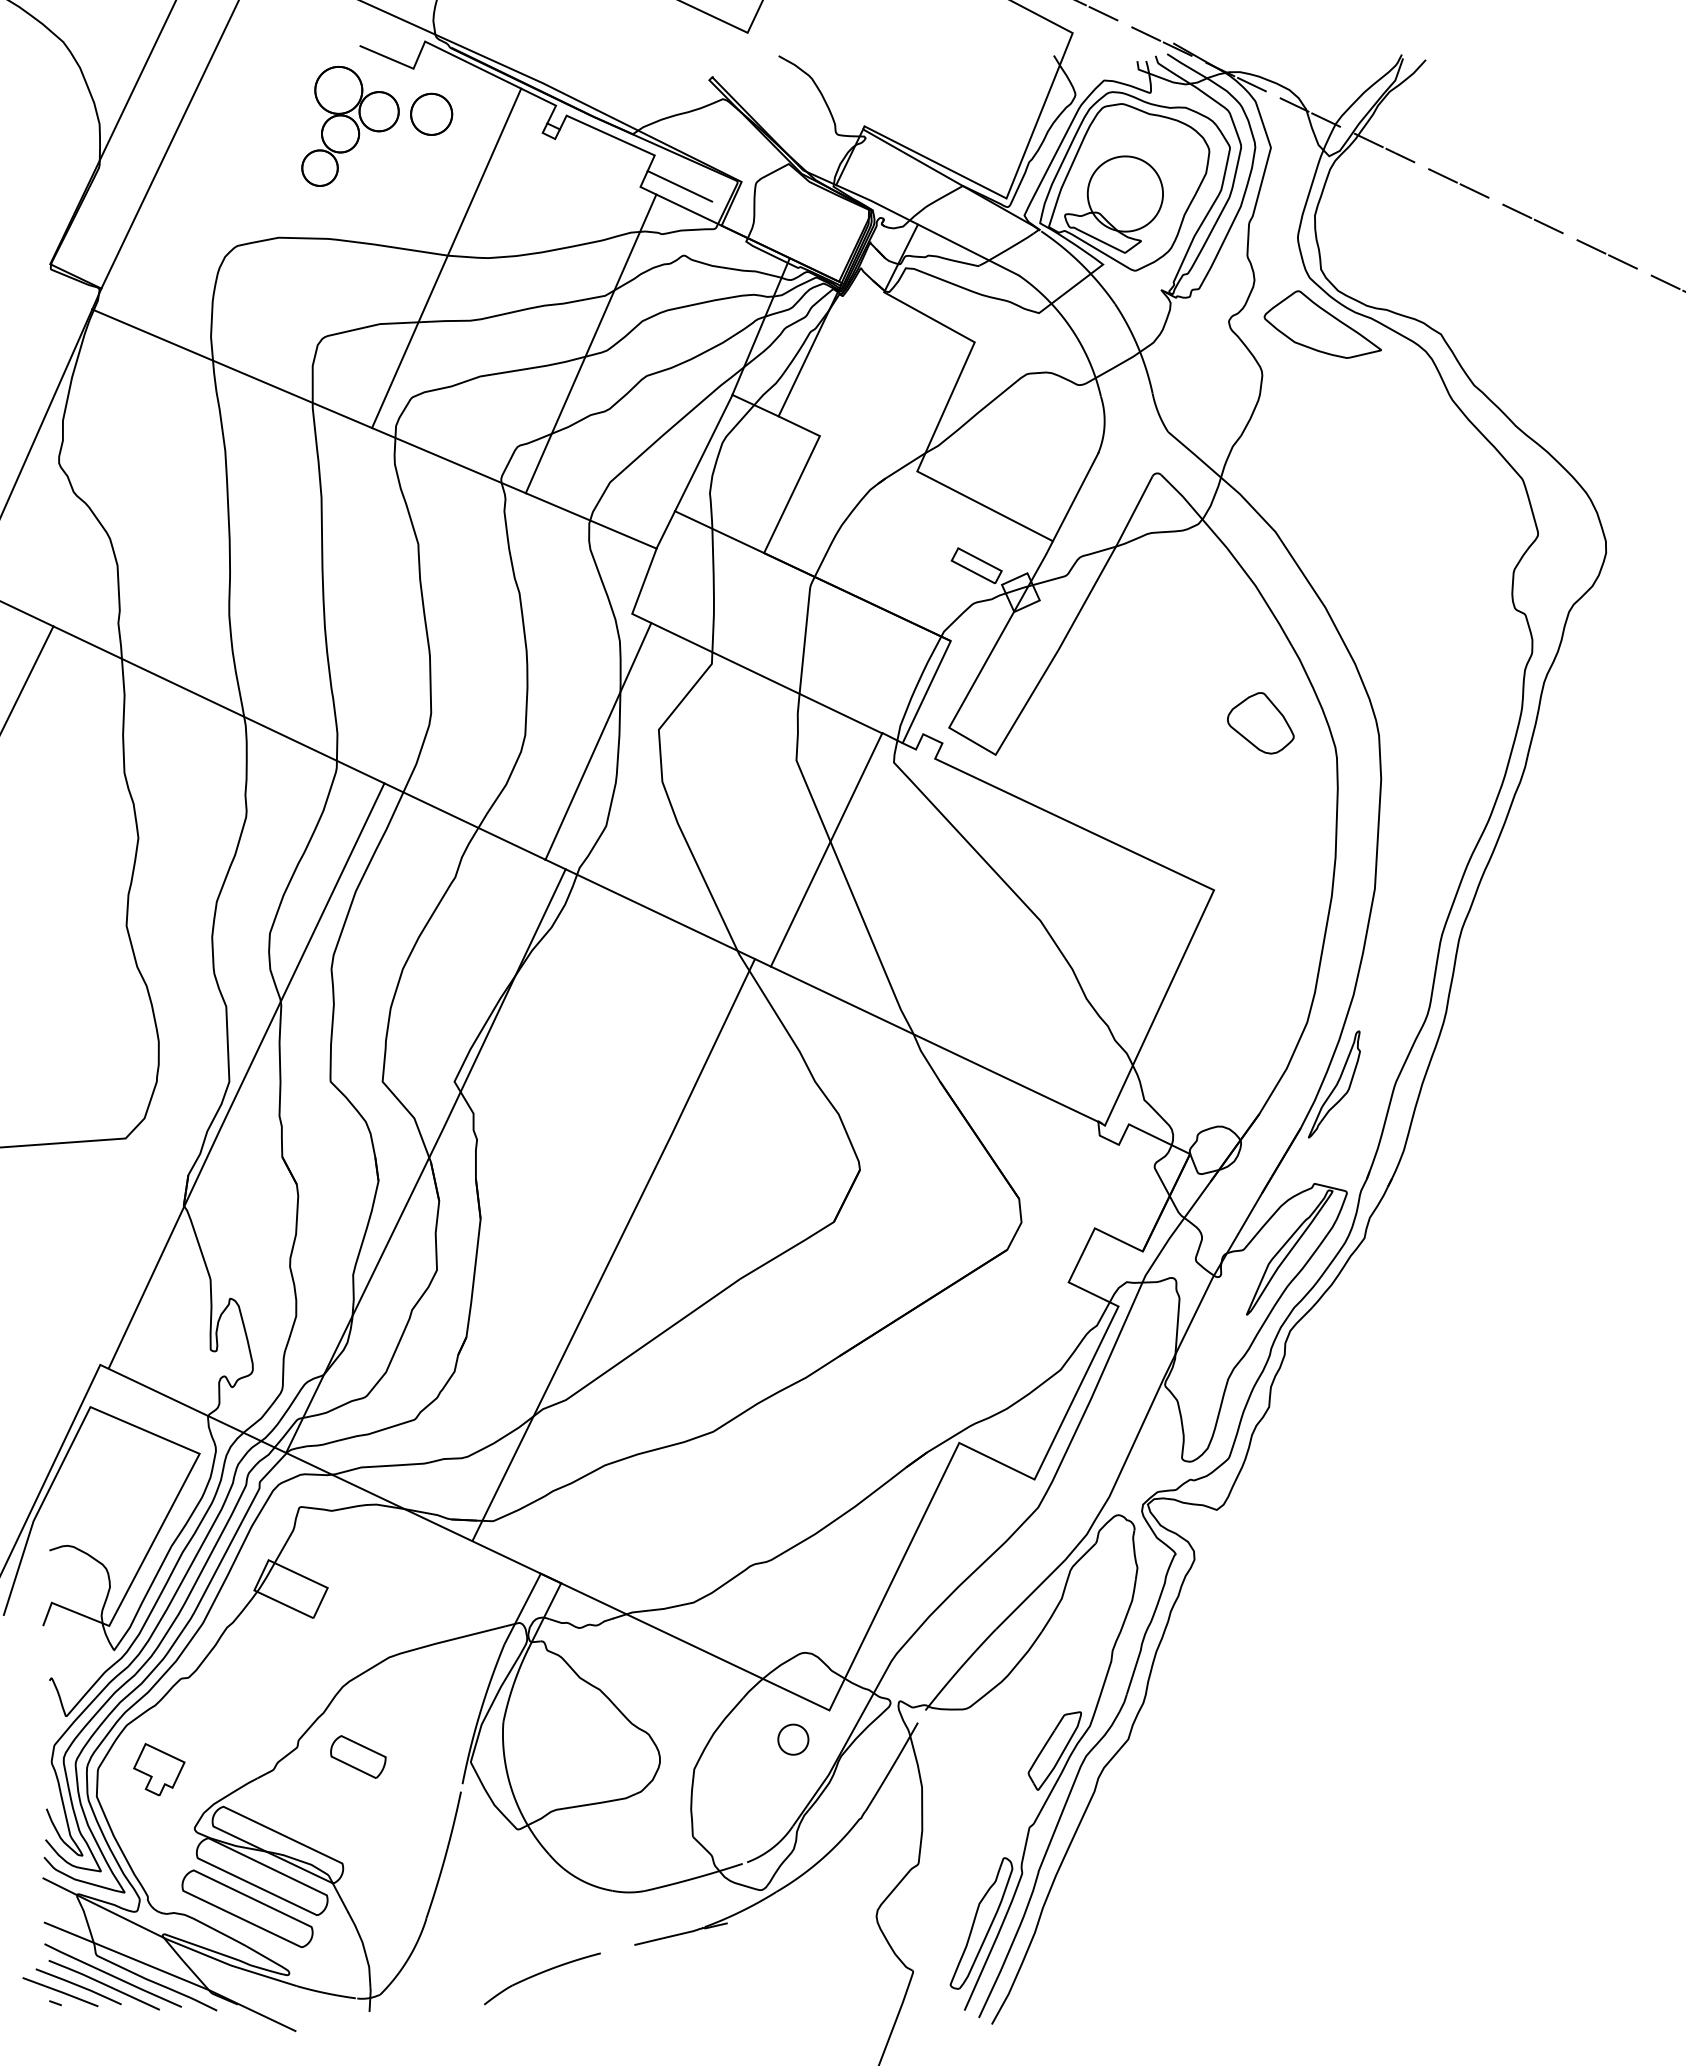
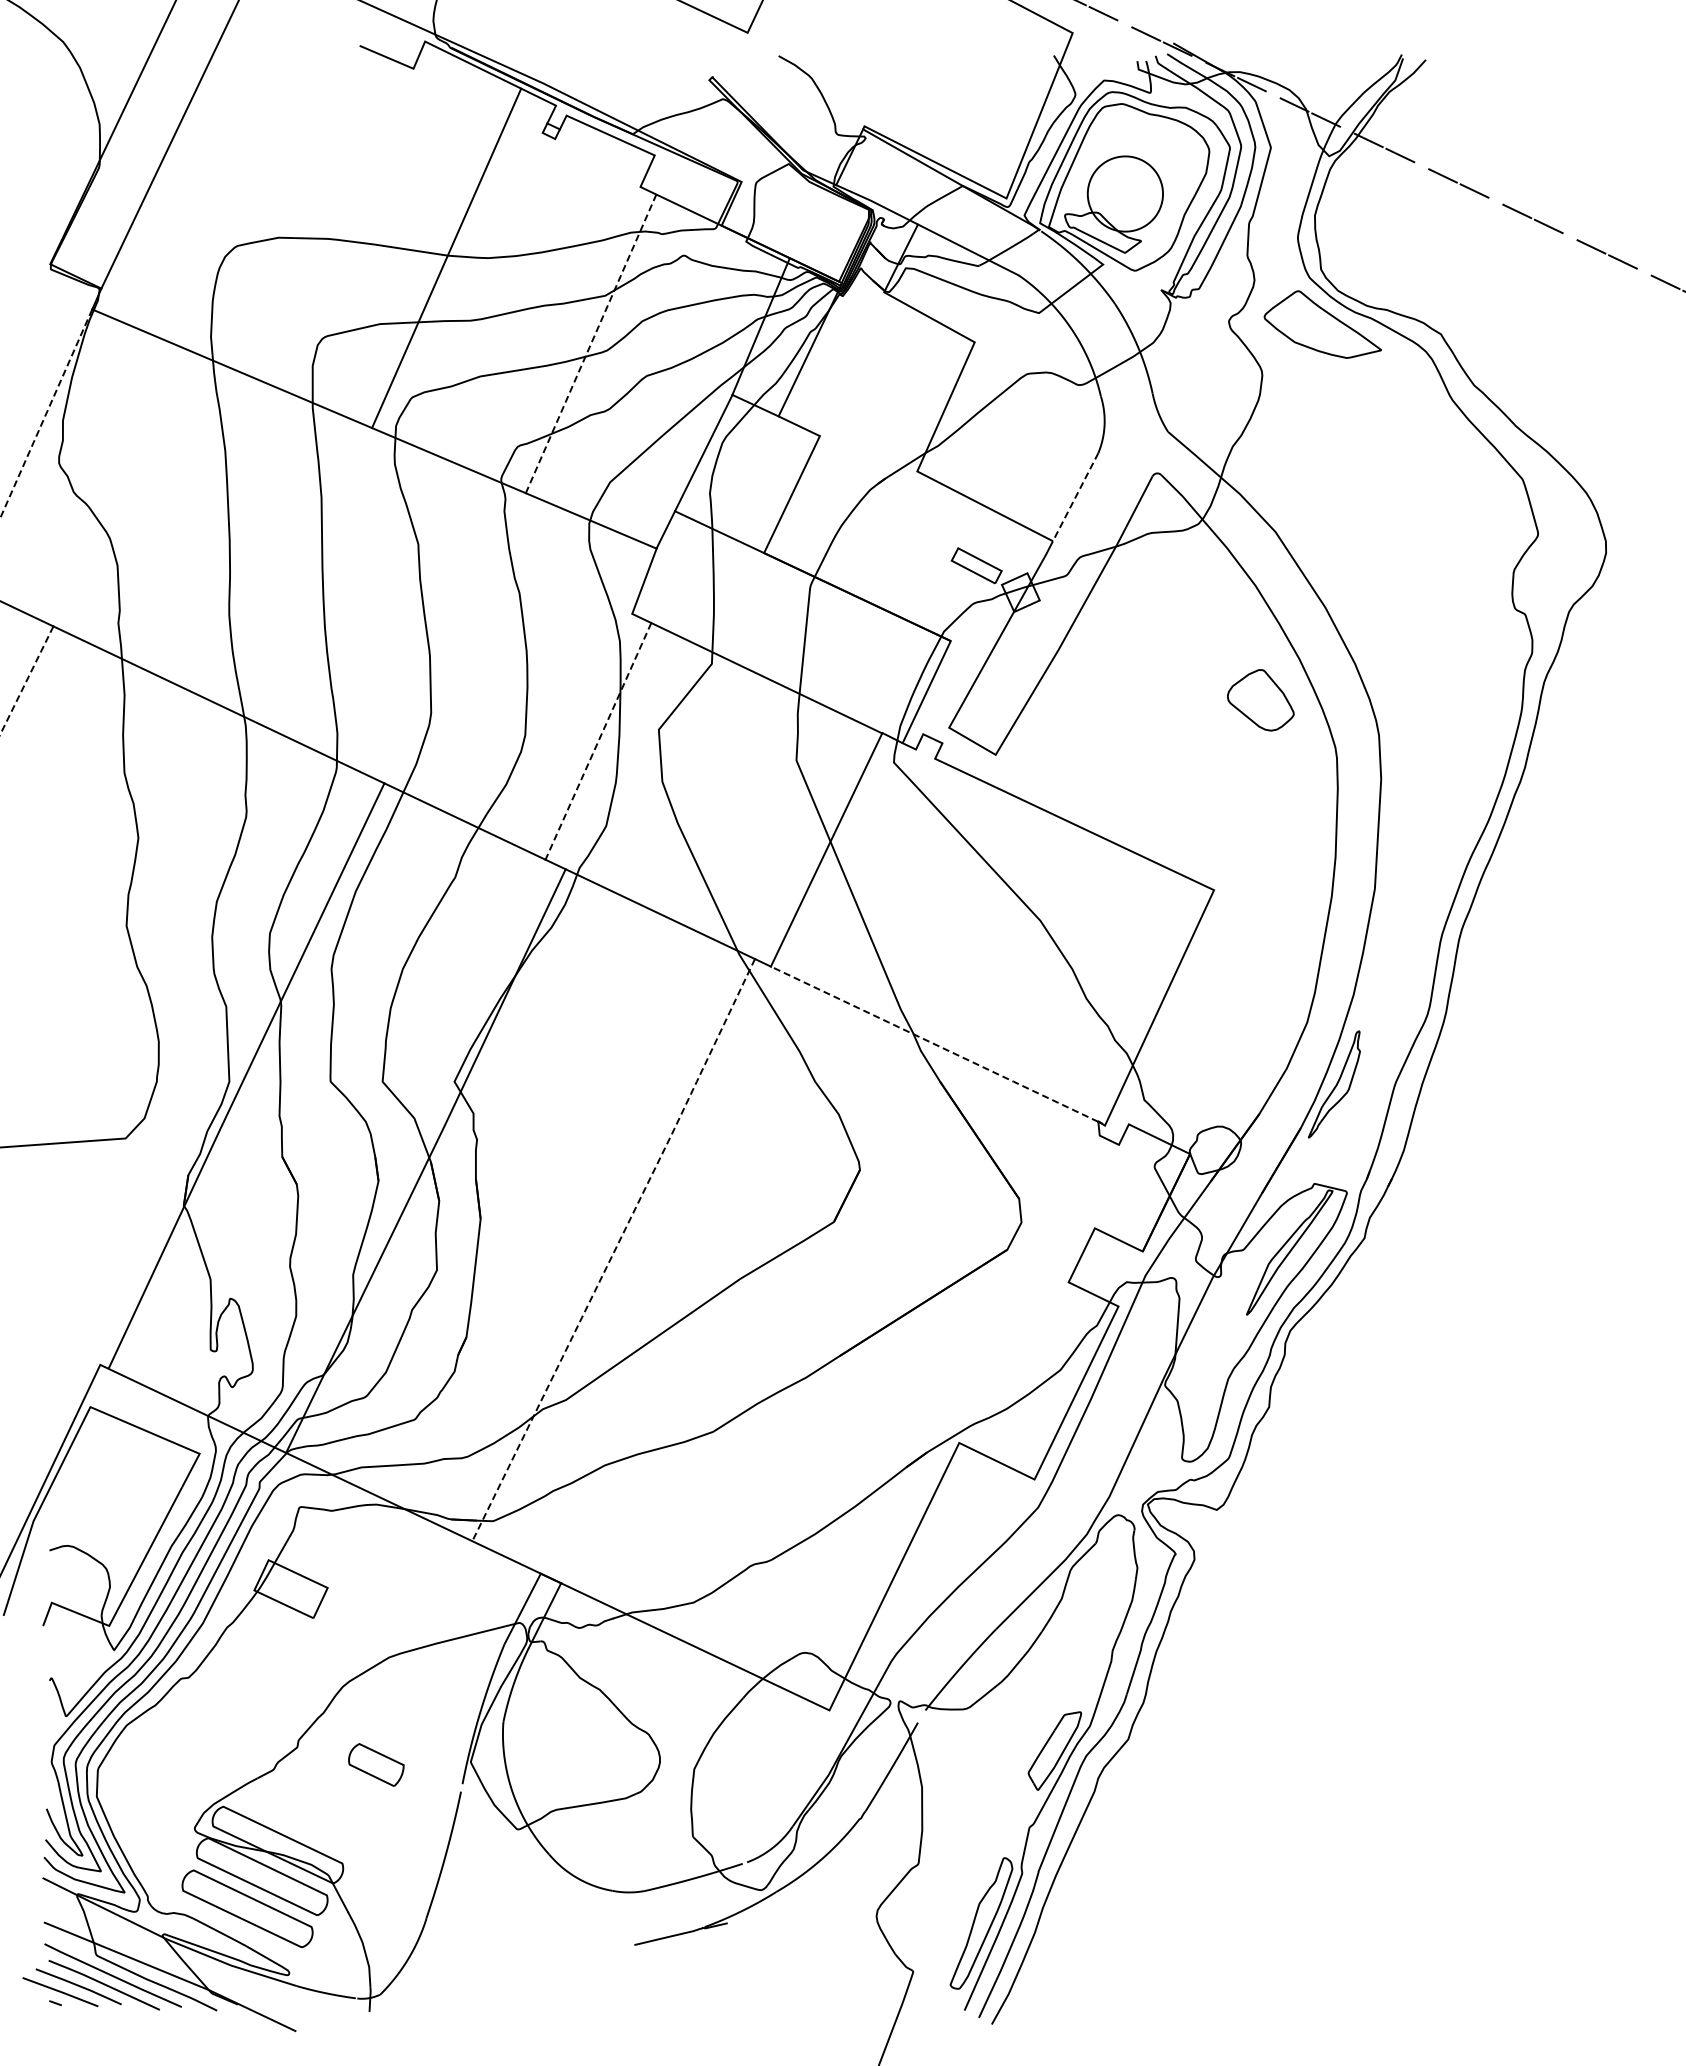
part: present -> none (431, 113)
part: present -> none (350, 126)
line: present -> none (679, 186)
line: solid -> dashed (591, 343)
line: solid -> dashed (46, 414)
line: solid -> dashed (1075, 497)
line: solid -> dashed (26, 681)
part position: (1260, 723) -> (1260, 700) (1260, 700)
line: solid -> dashed (598, 741)
line: solid -> dashed (935, 1044)
line: solid -> dashed (615, 1249)
part: present -> none (793, 1739)
part position: (358, 1756) -> (376, 1764) (376, 1764)
part: present -> none (159, 1769)
part: present -> none (542, 1978)
